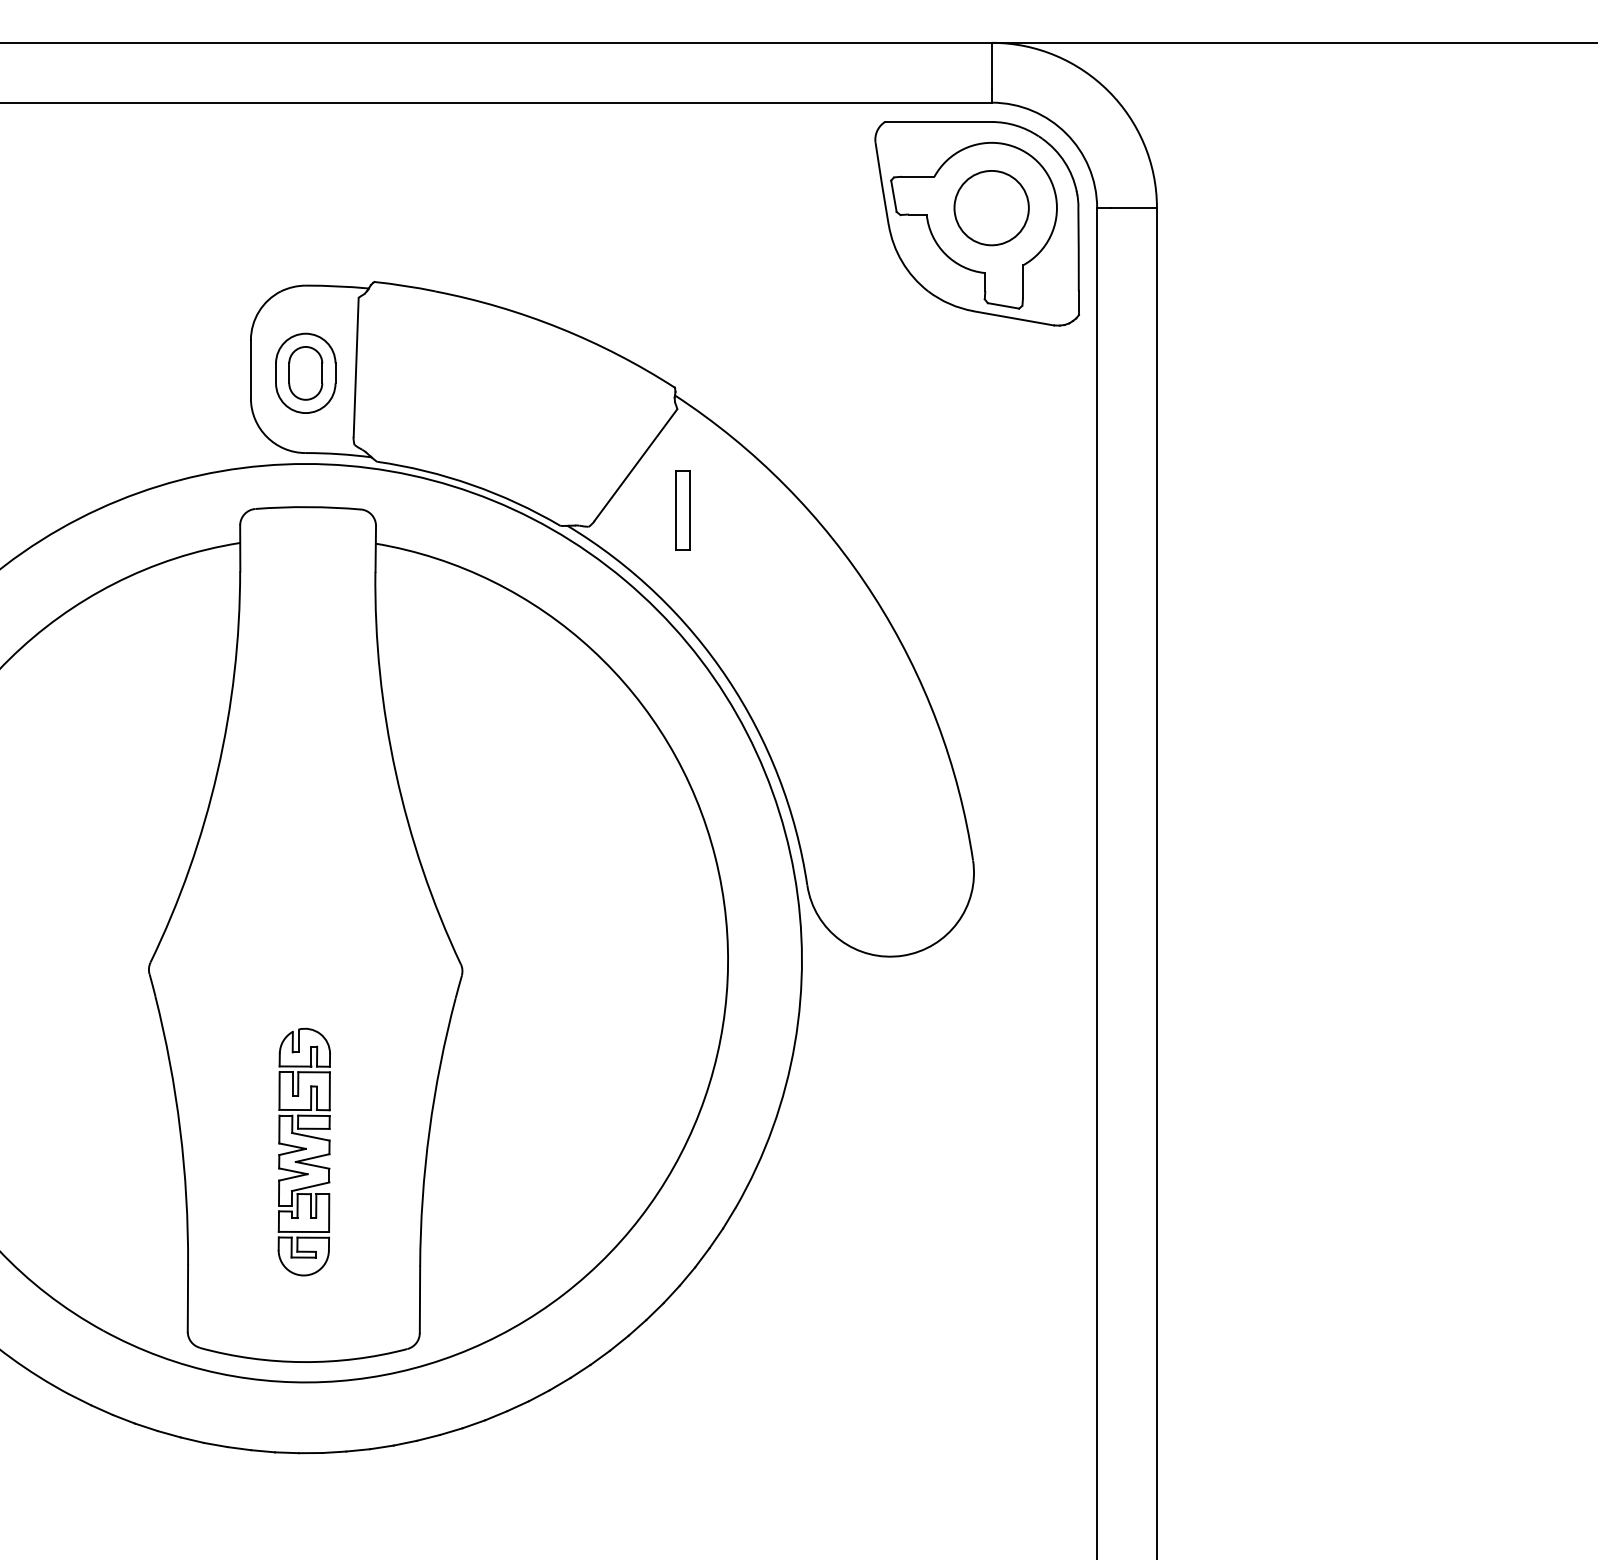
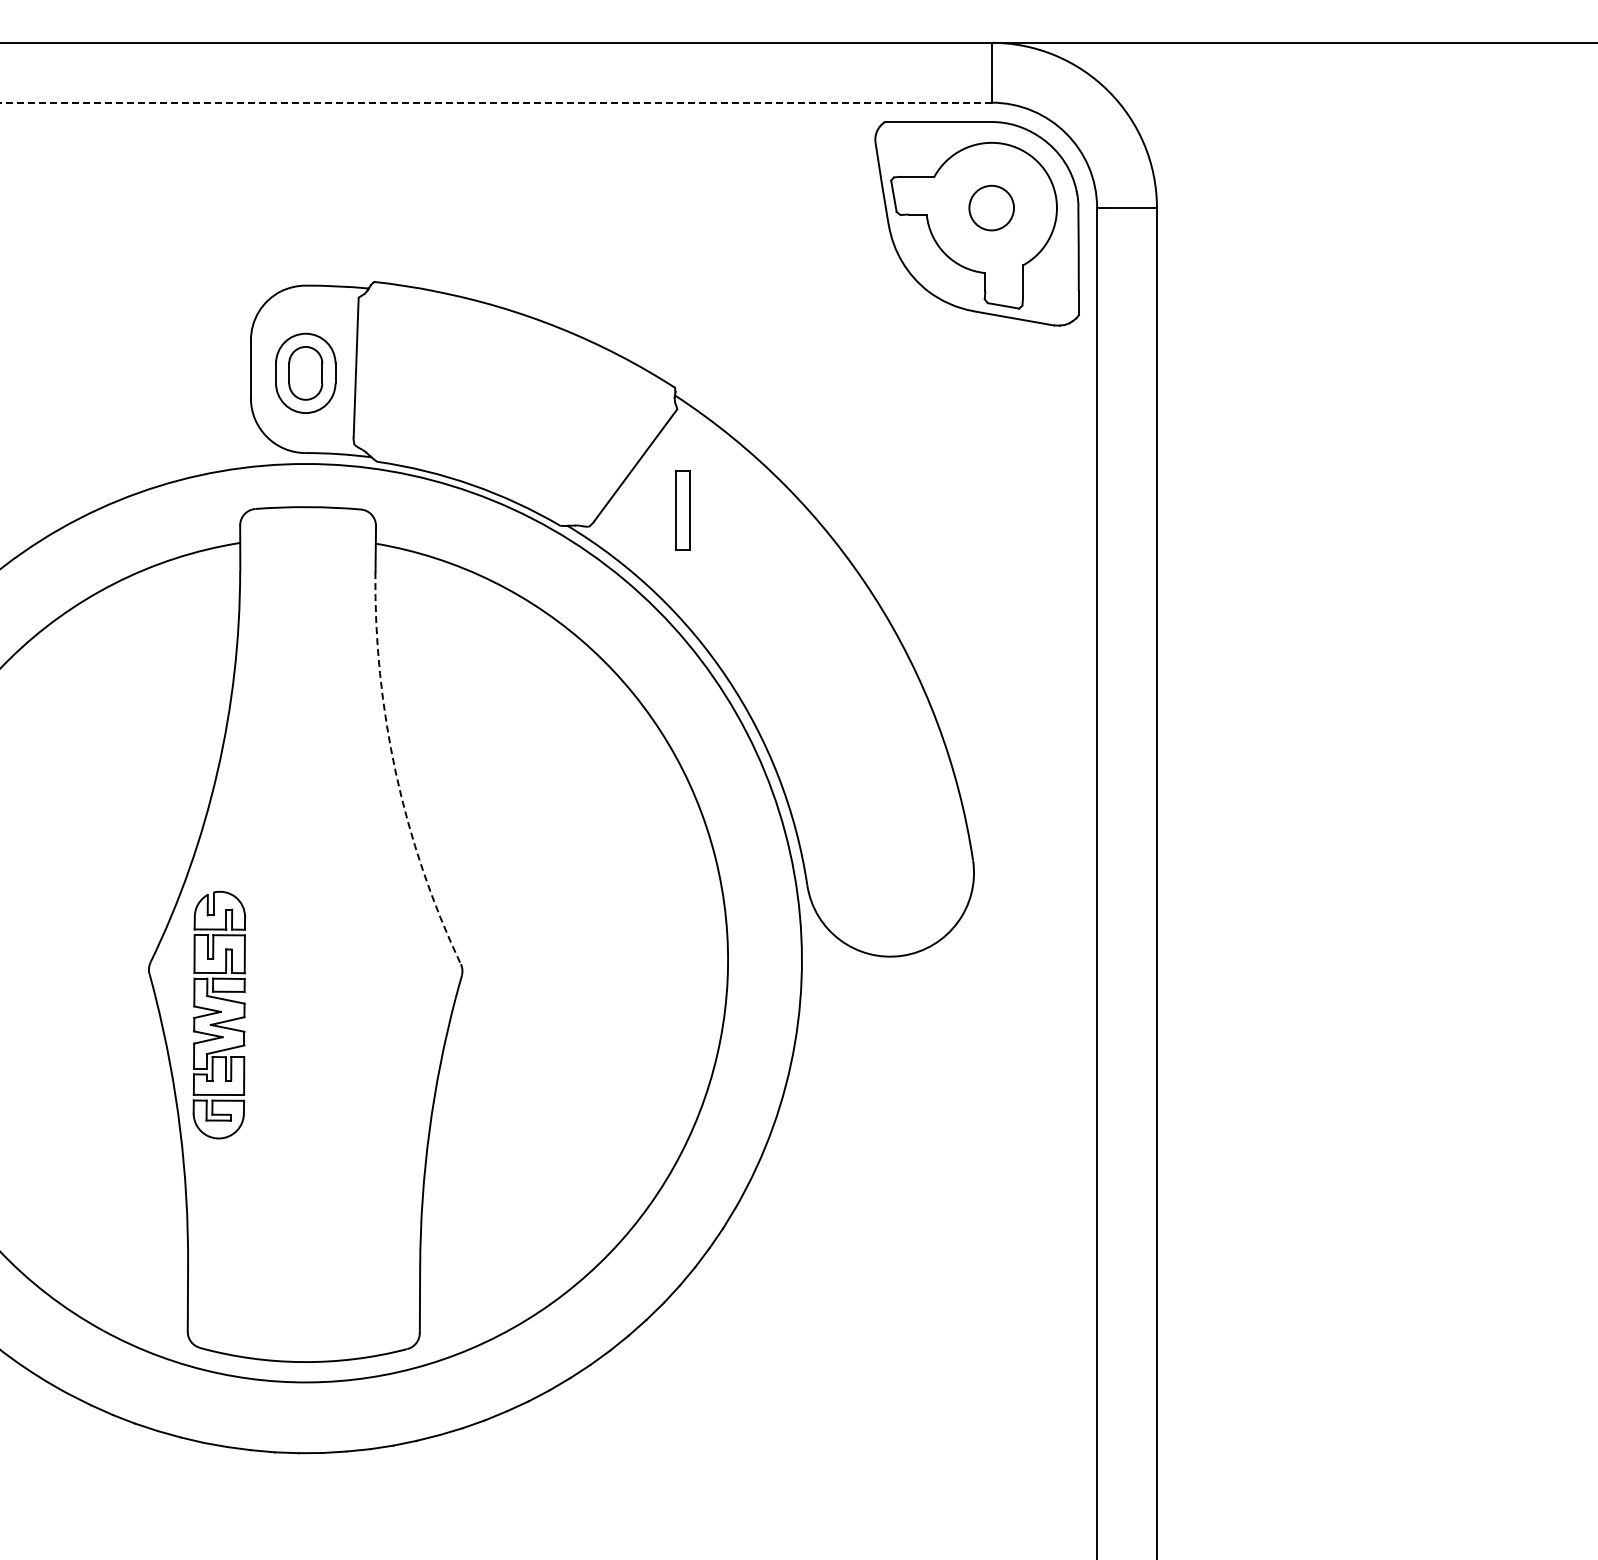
line: solid -> dashed (495, 102)
circle diameter: 74 px -> 45 px (991, 207)
arc: solid -> dashed (395, 773)
part position: (303, 1151) -> (218, 1014) (218, 1014)
